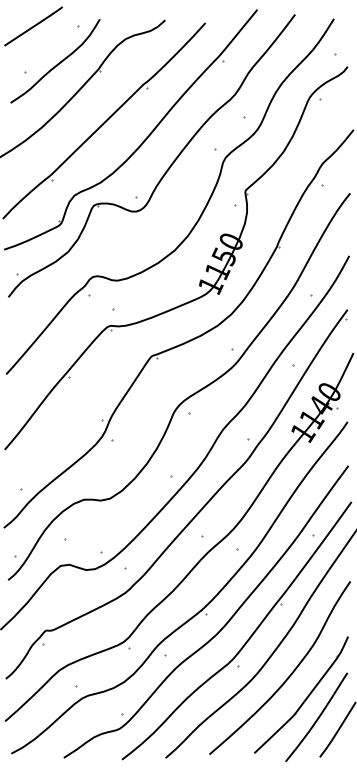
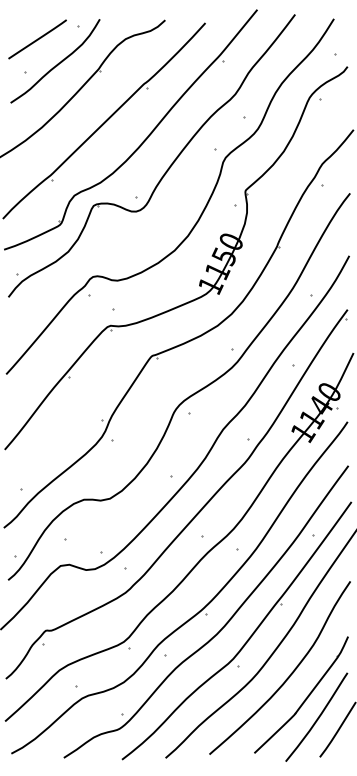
line position: (33, 26) -> (37, 39) (37, 39)
